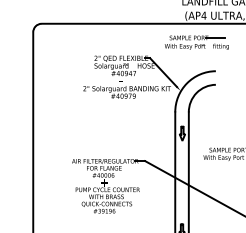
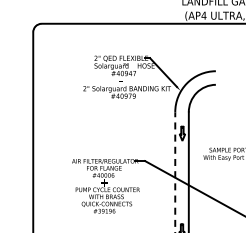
part: present -> none (196, 42)
line: solid -> dashed (175, 172)
